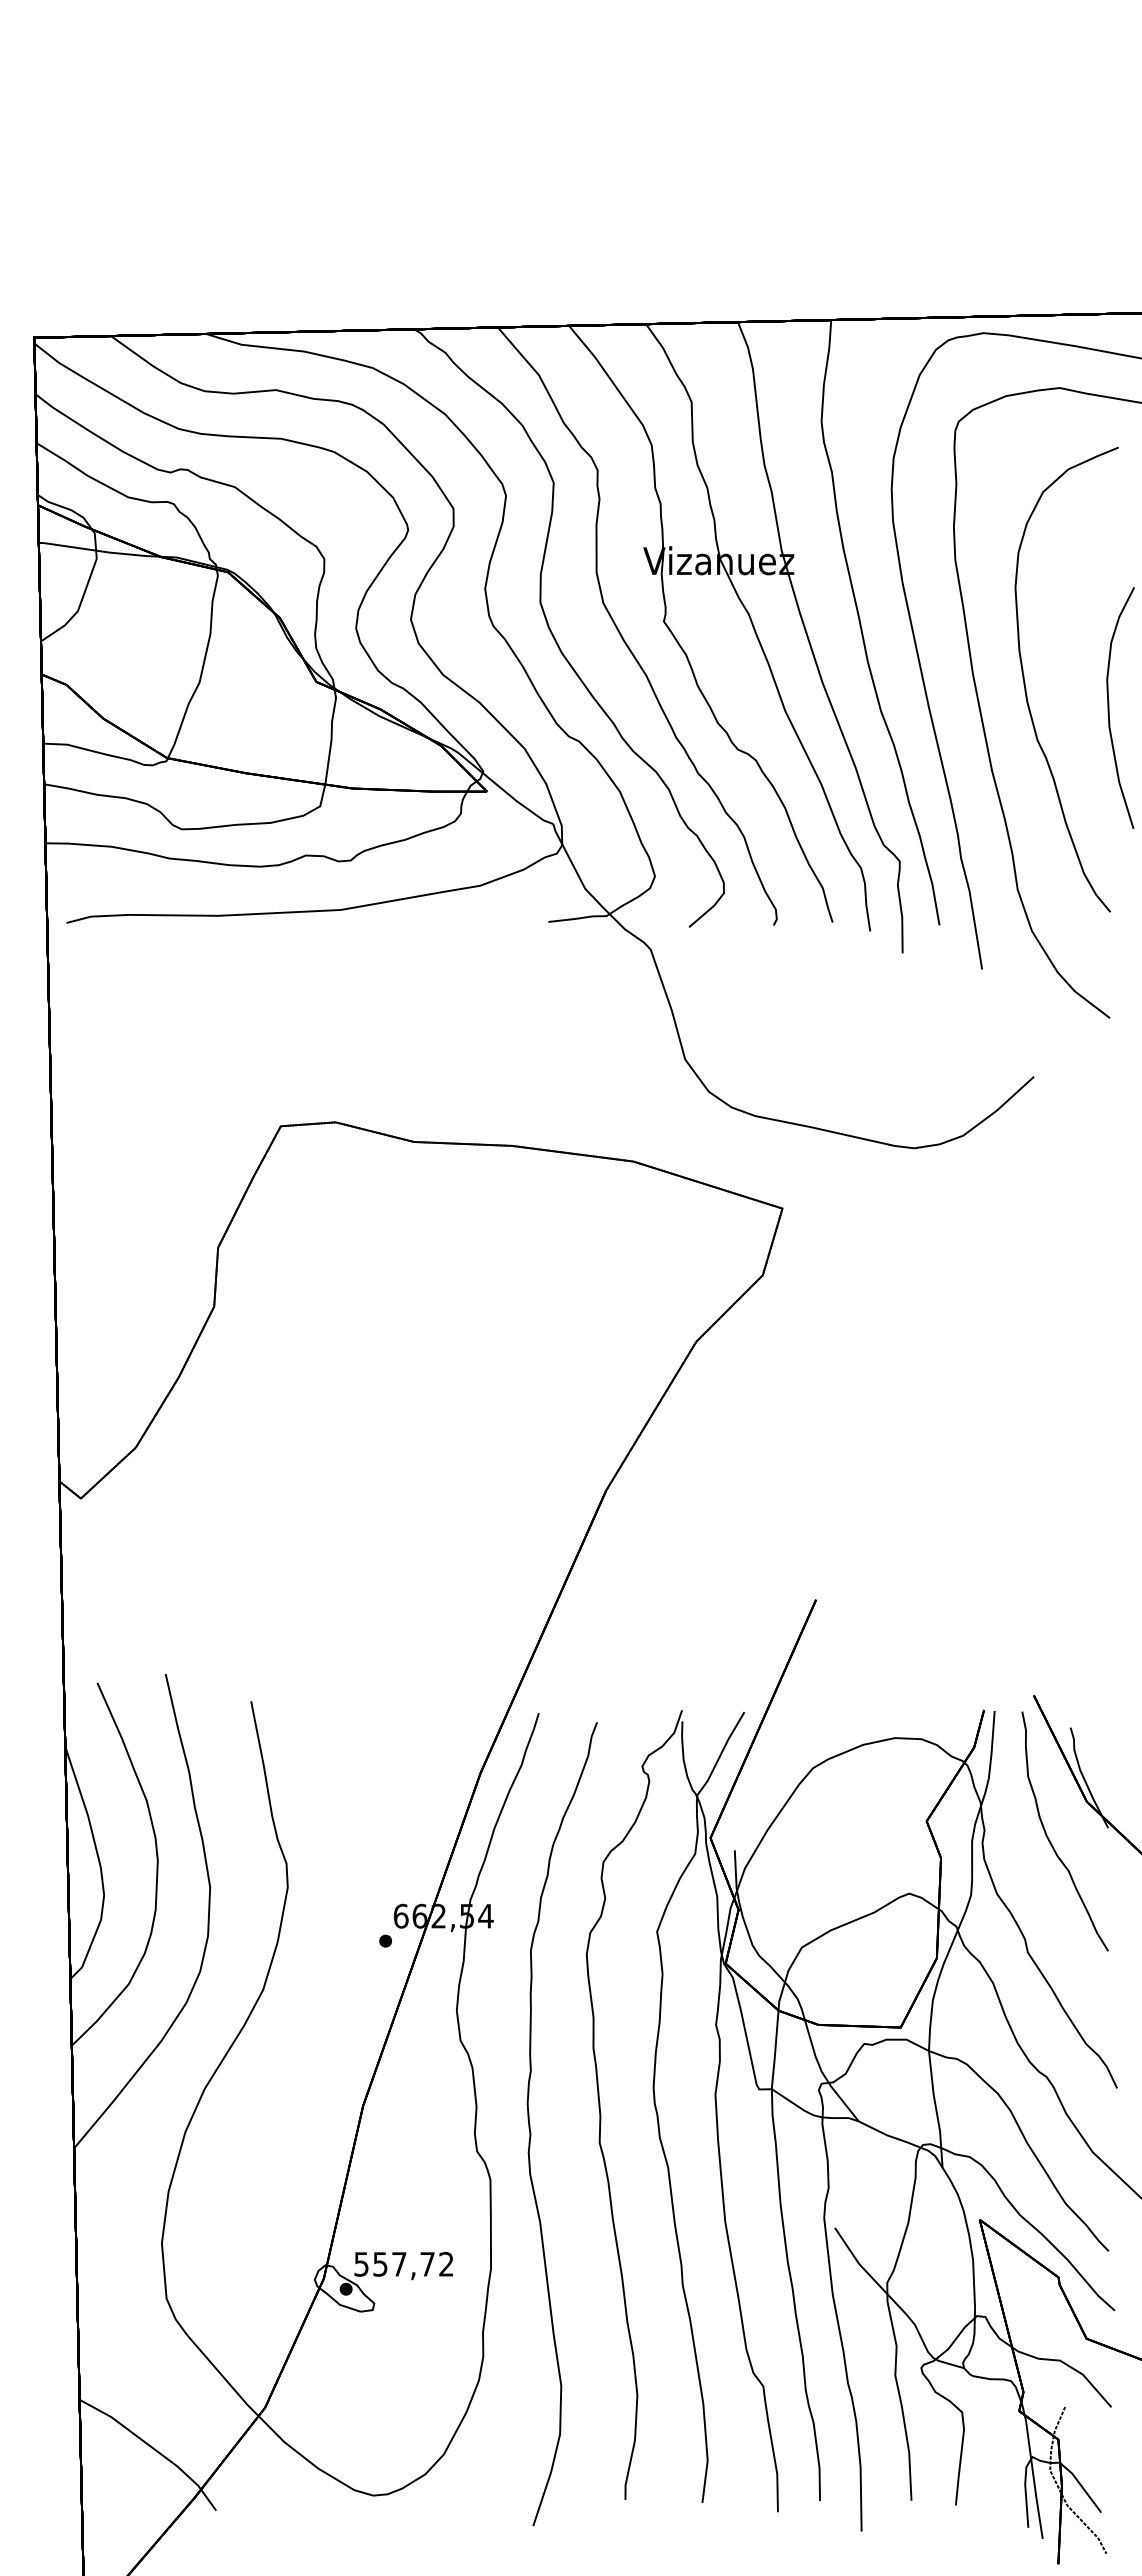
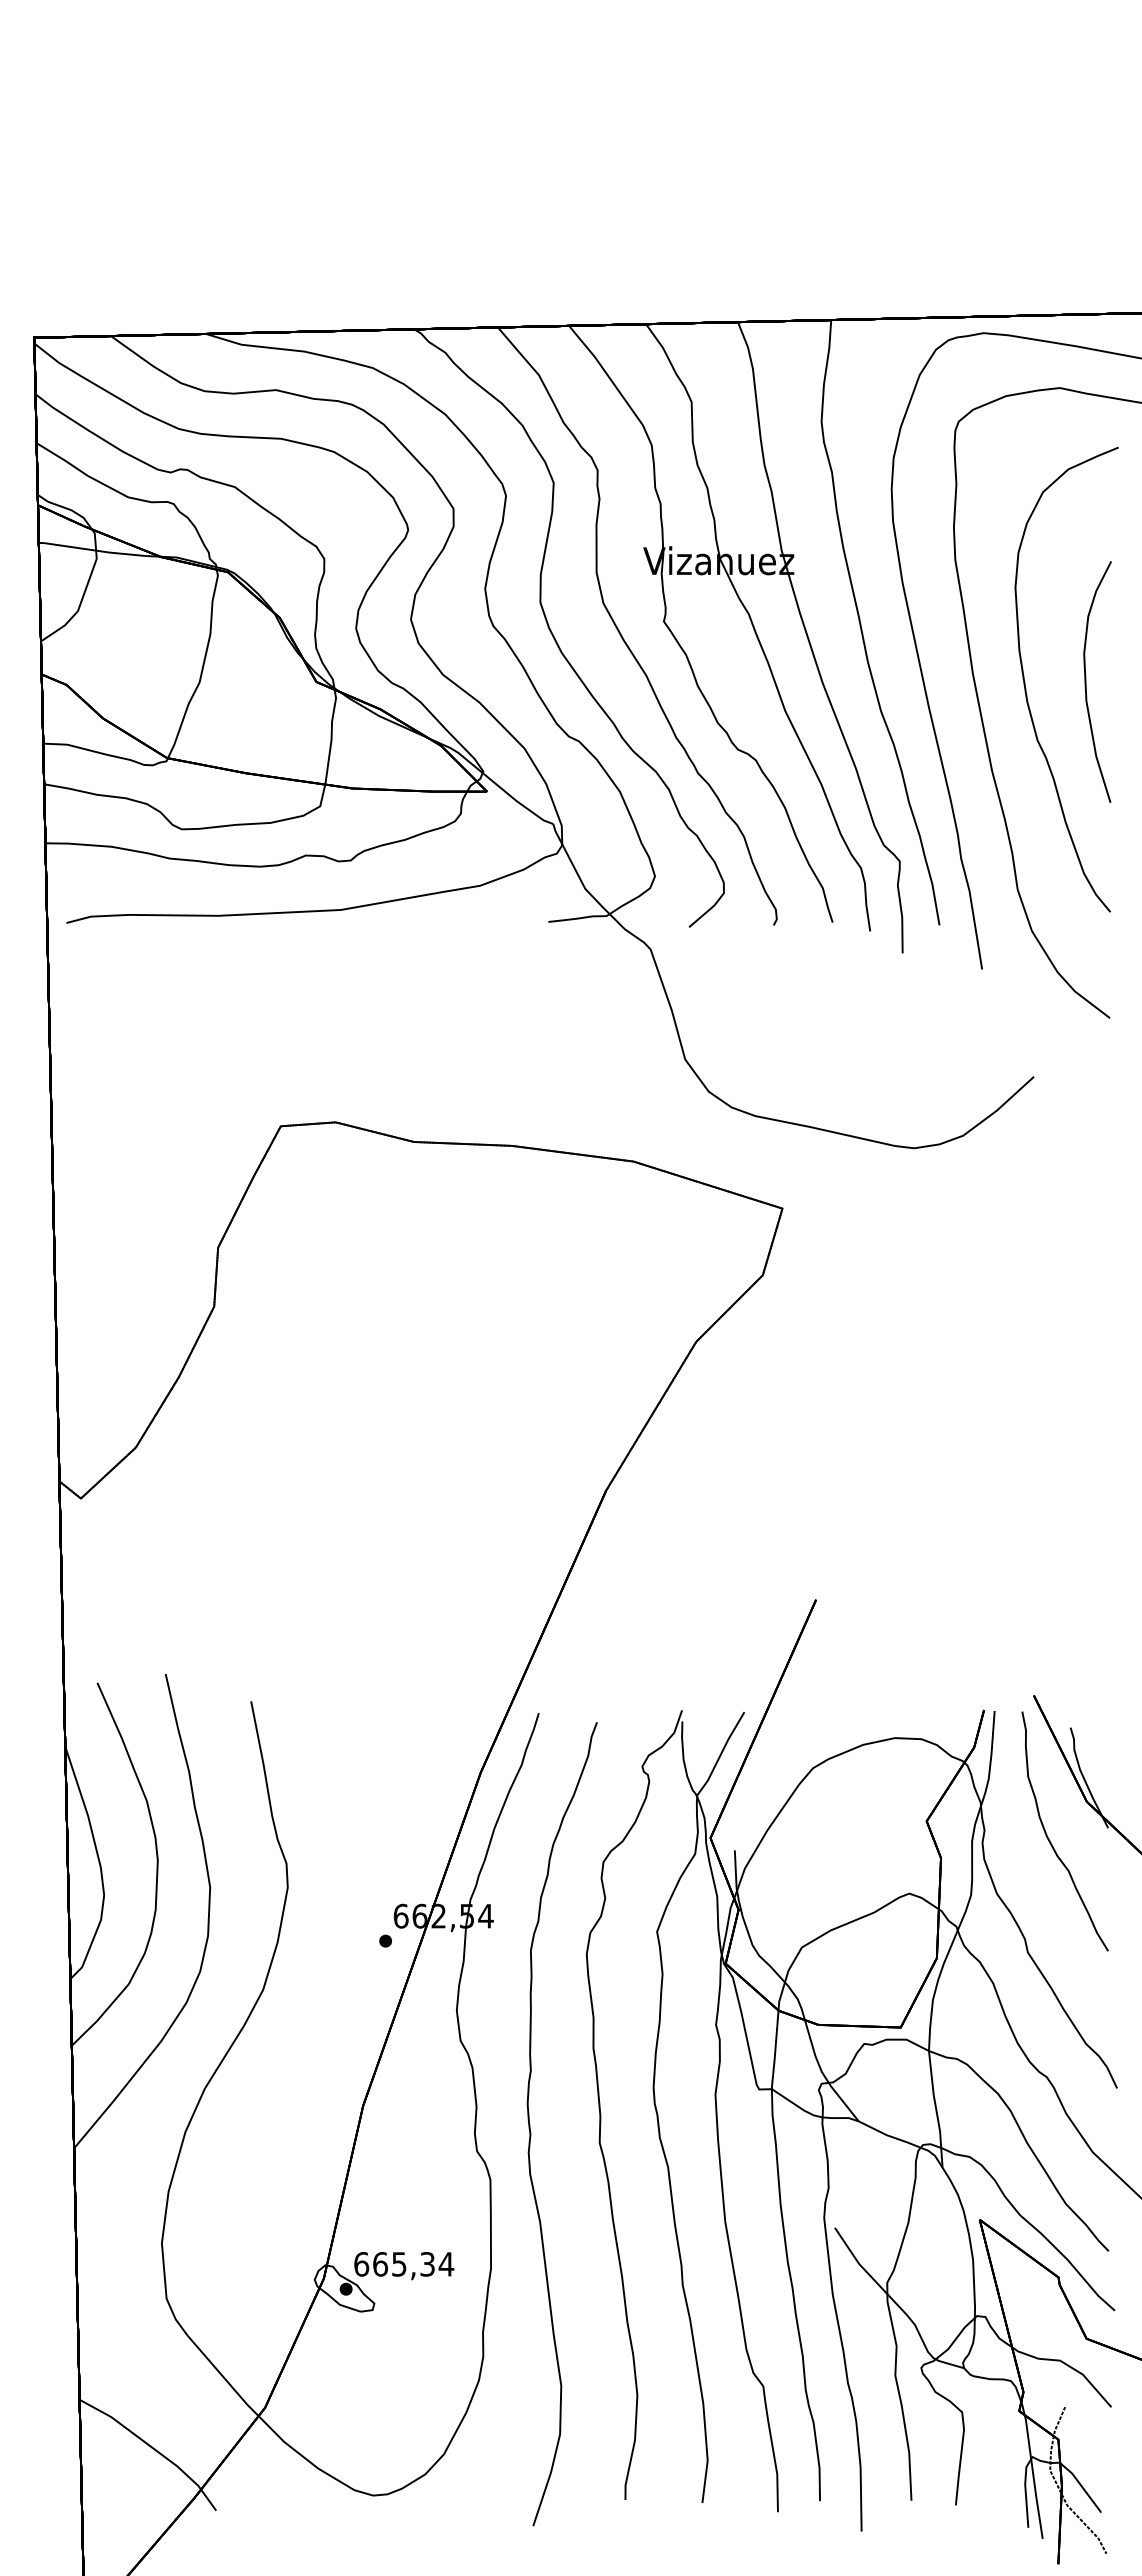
part position: (1109, 707) -> (1086, 681) (1086, 681)
text: 557,72 -> 665,34 (404, 2264)
